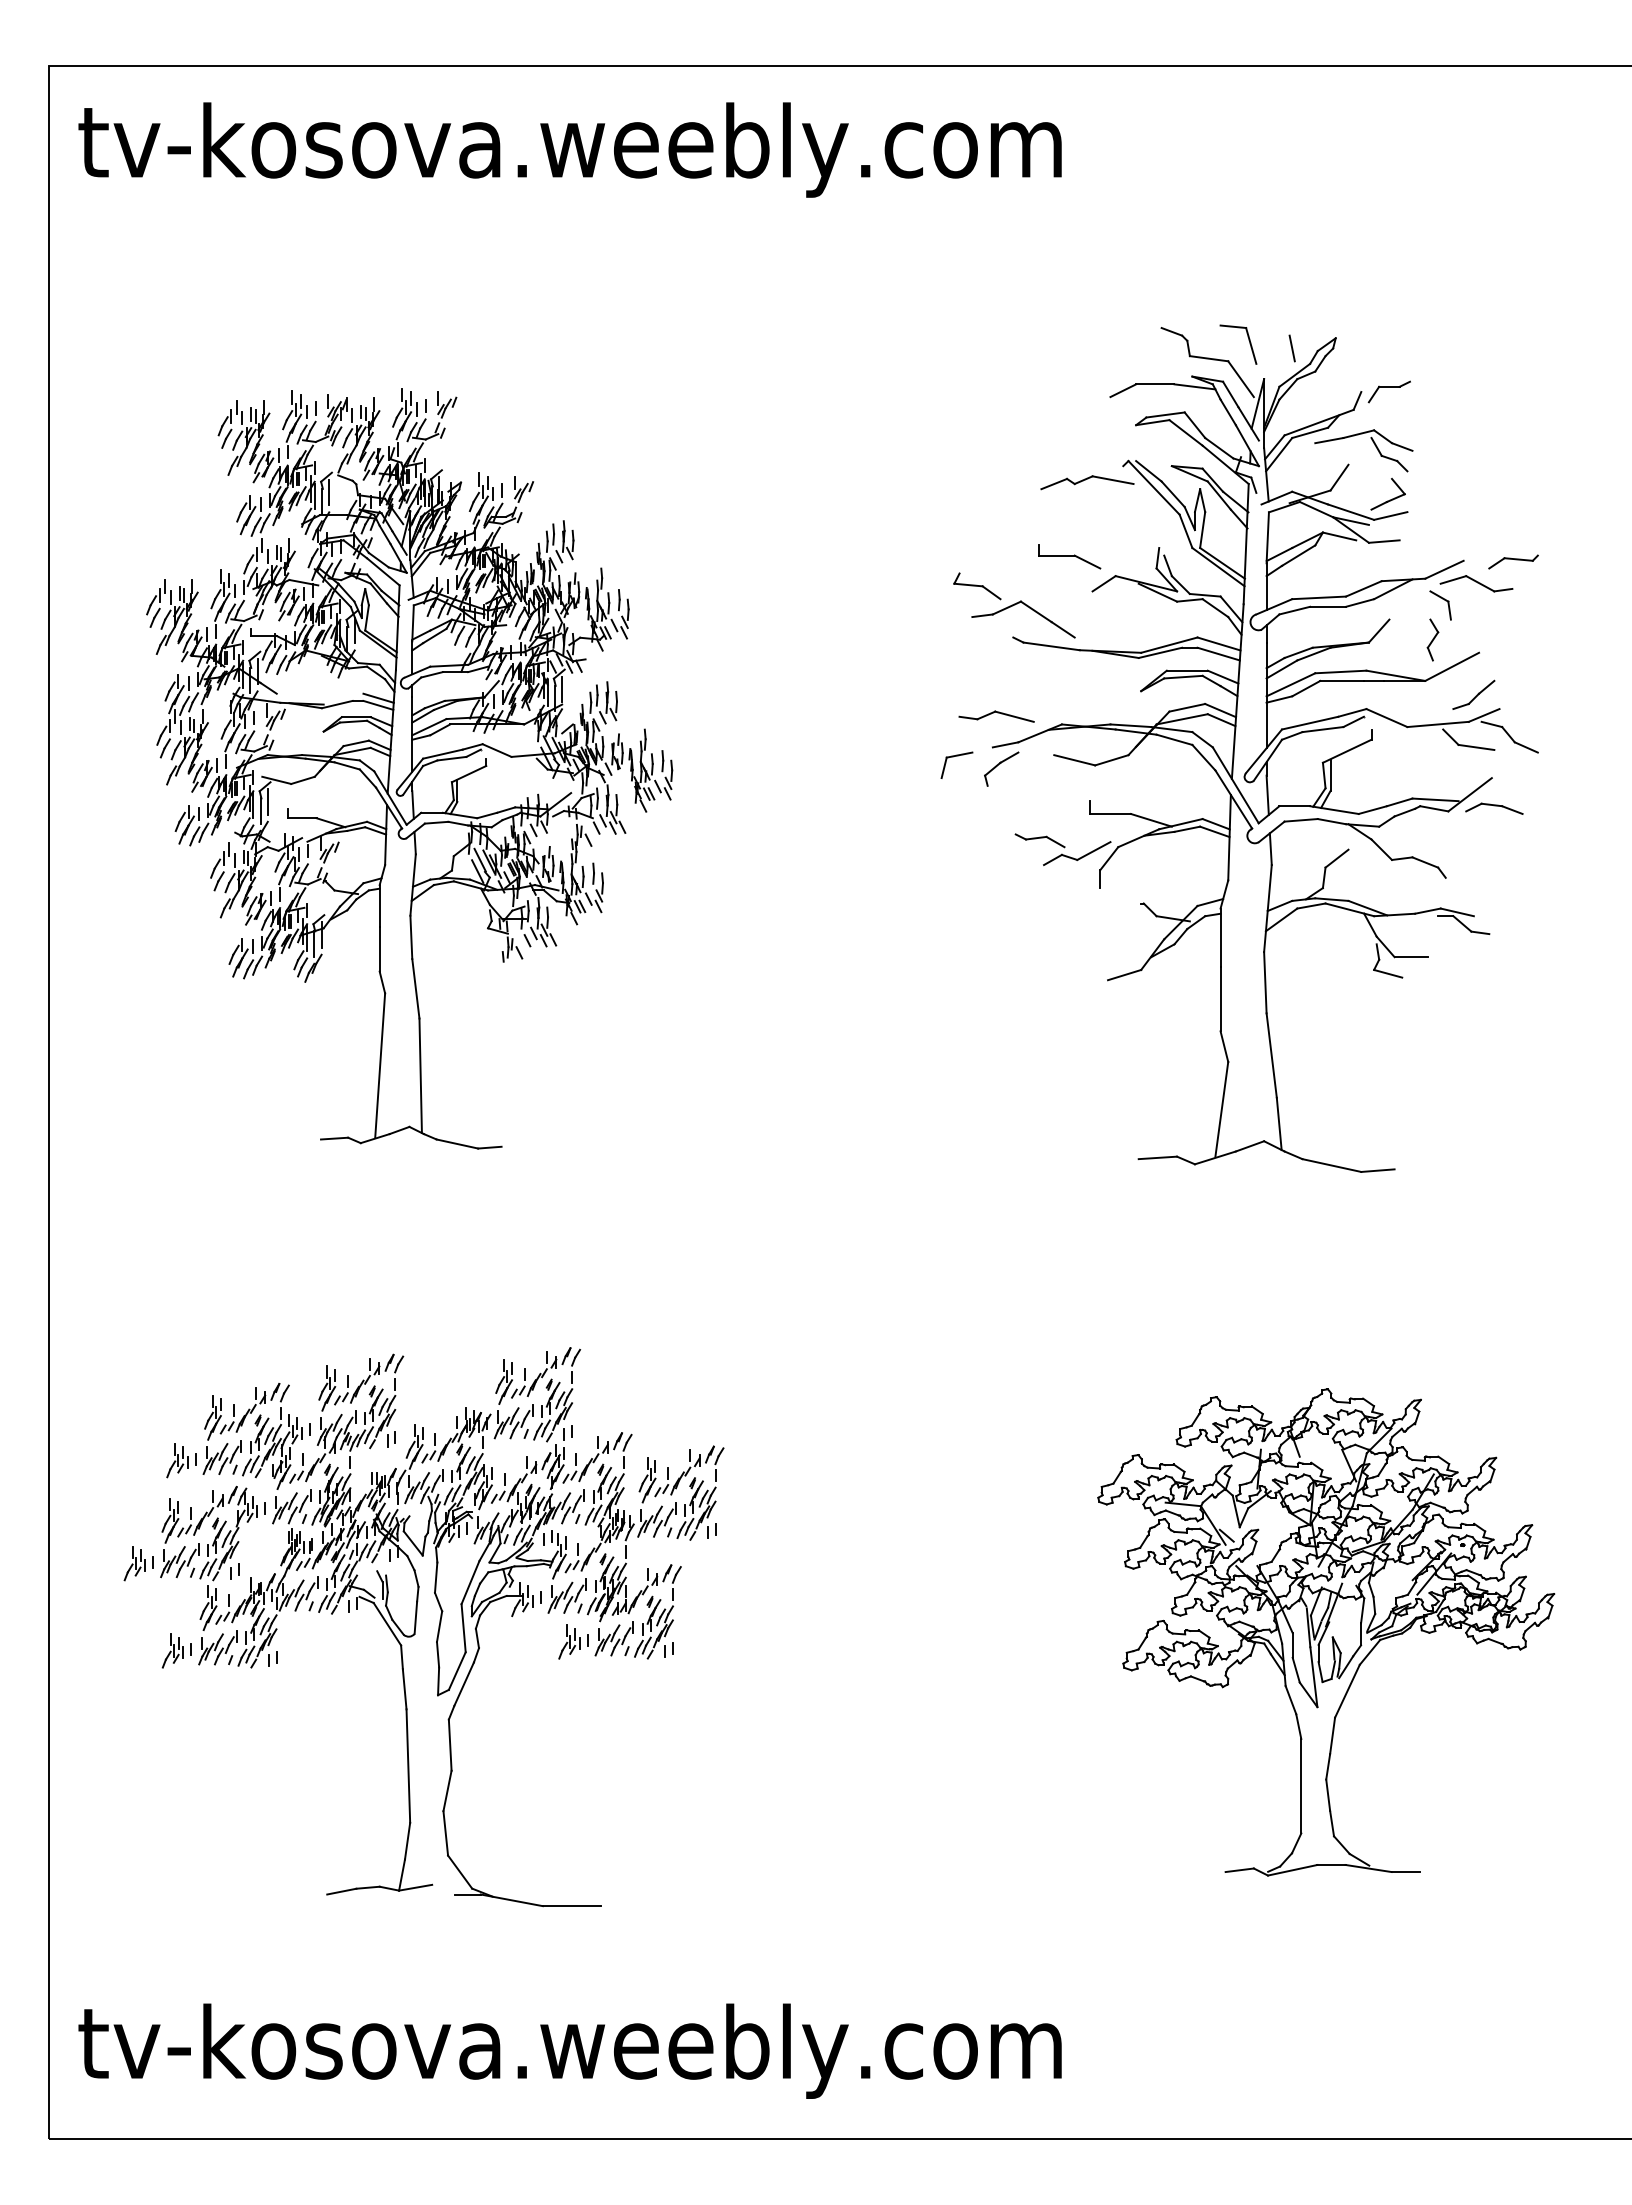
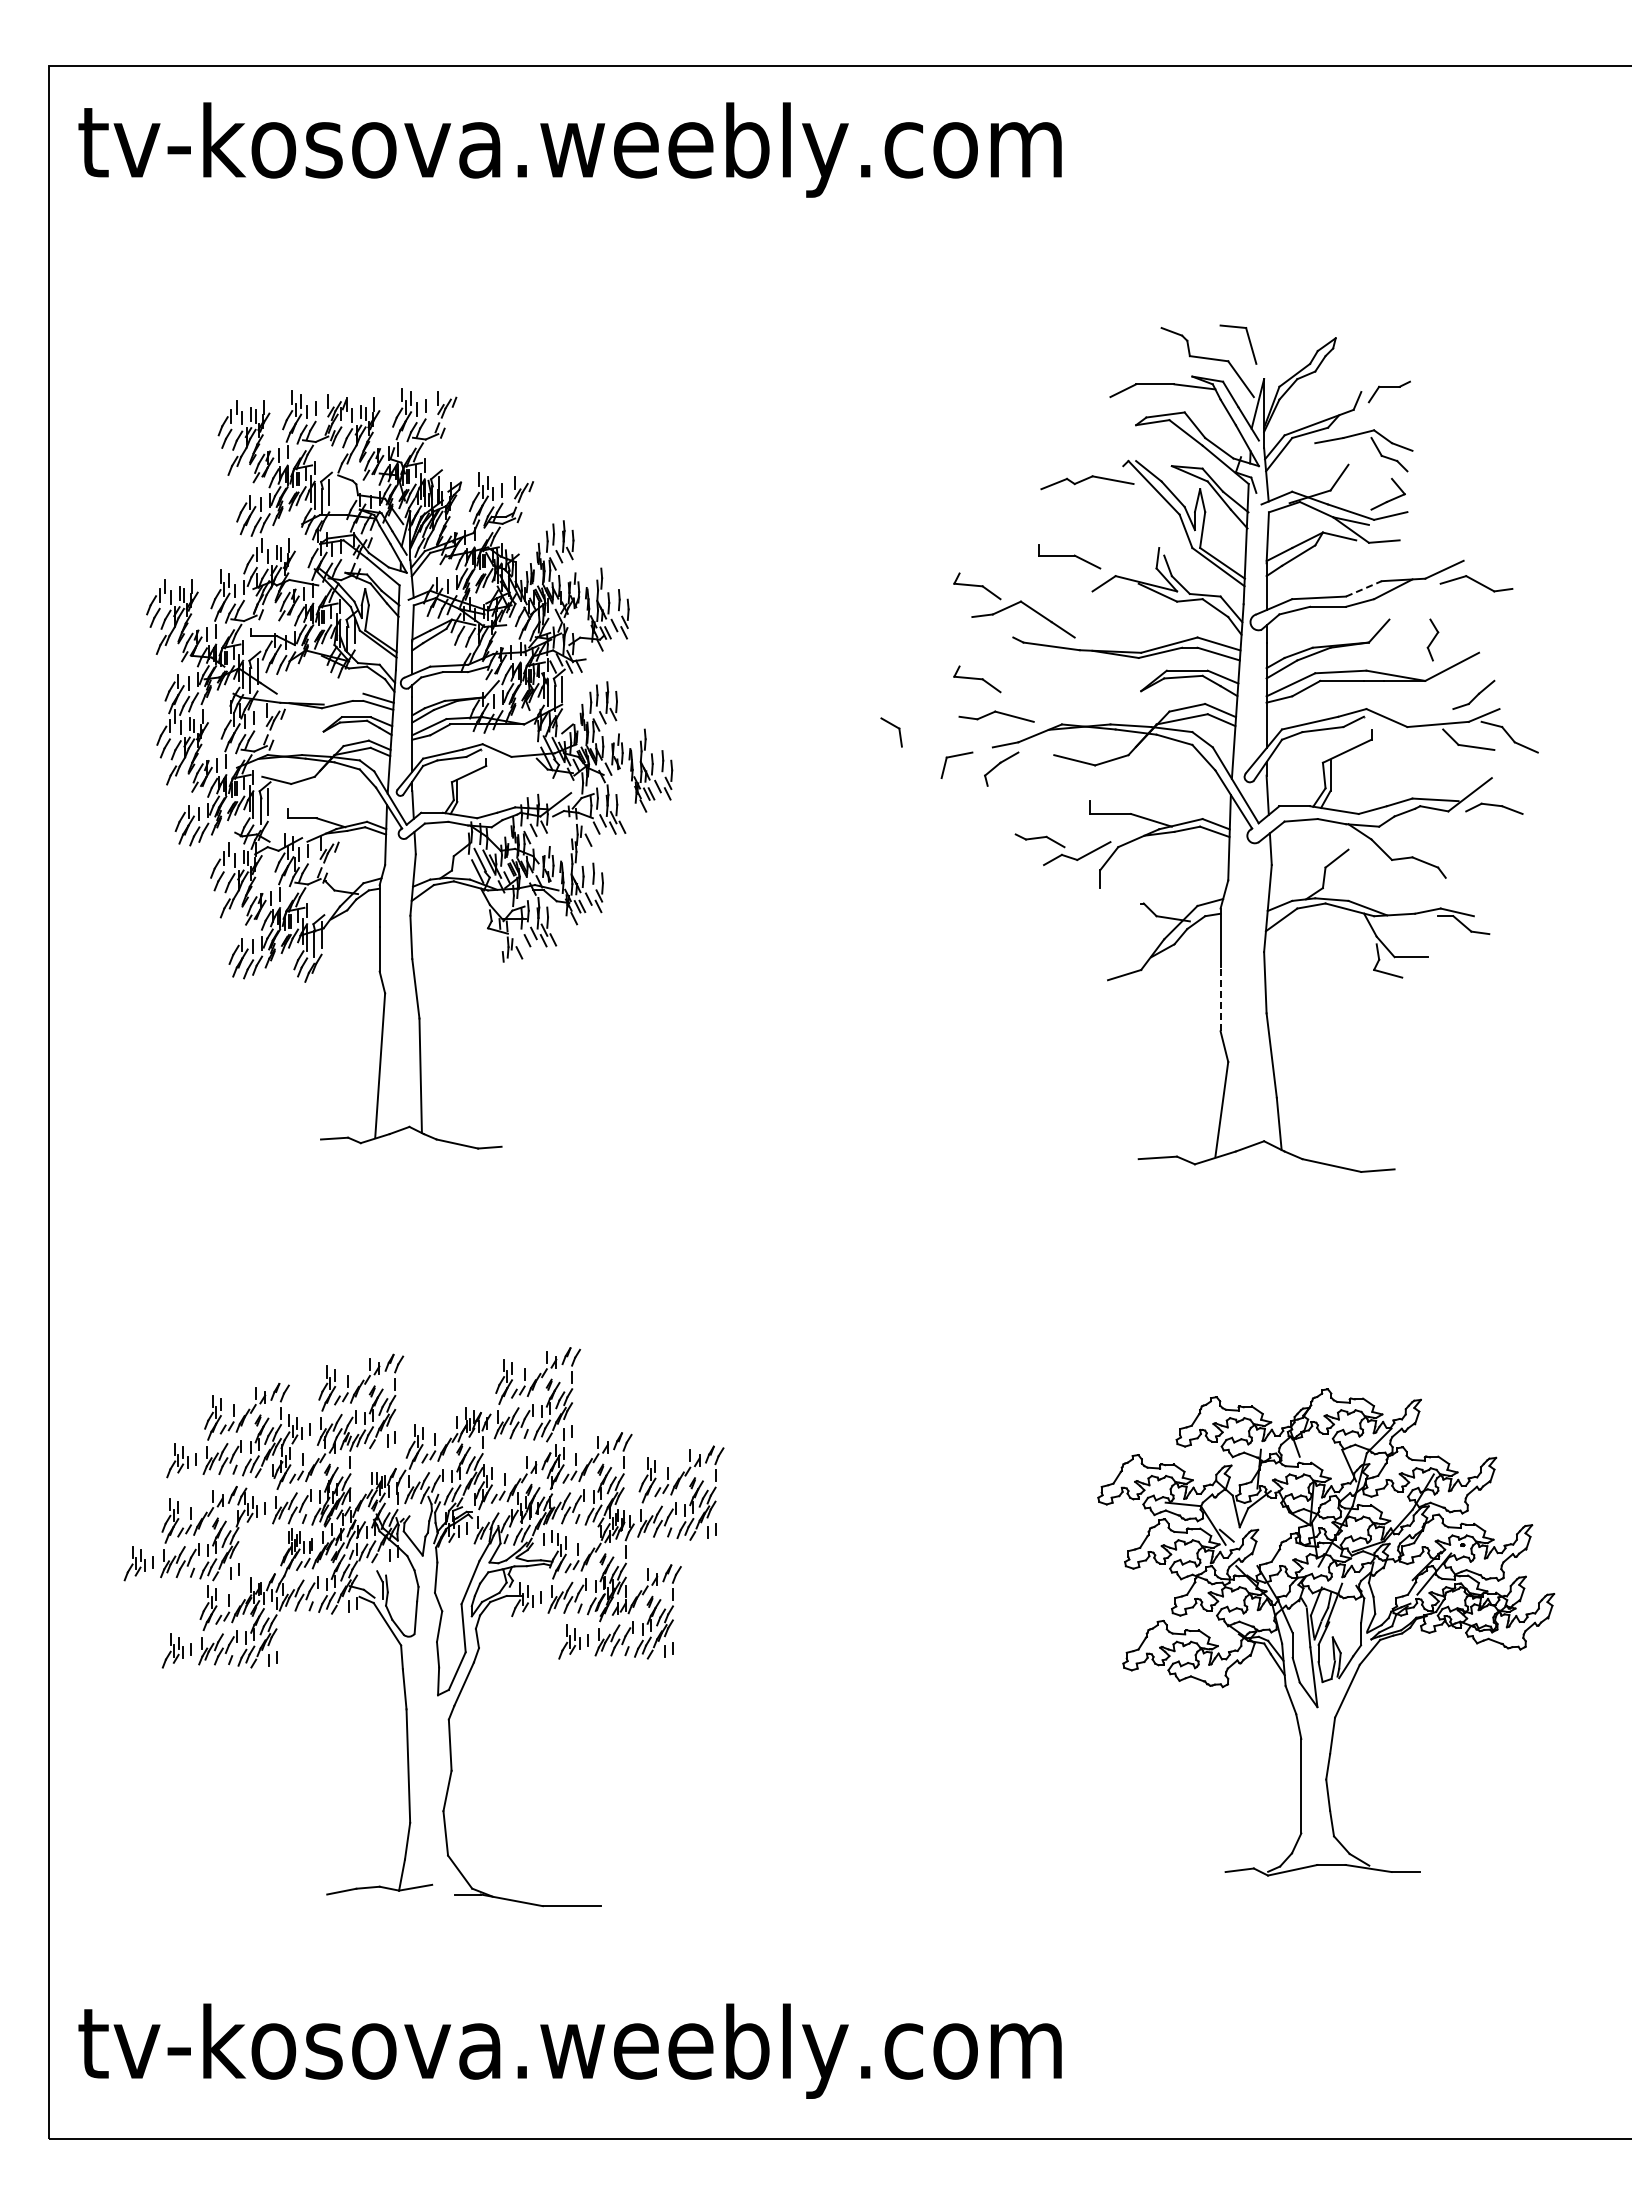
line: present -> none (1291, 348)
part: present -> none (1513, 561)
line: solid -> dashed (1364, 588)
part position: (1442, 599) -> (893, 726) (893, 726)
part: none -> present (977, 679)
line: solid -> dashed (1220, 999)
